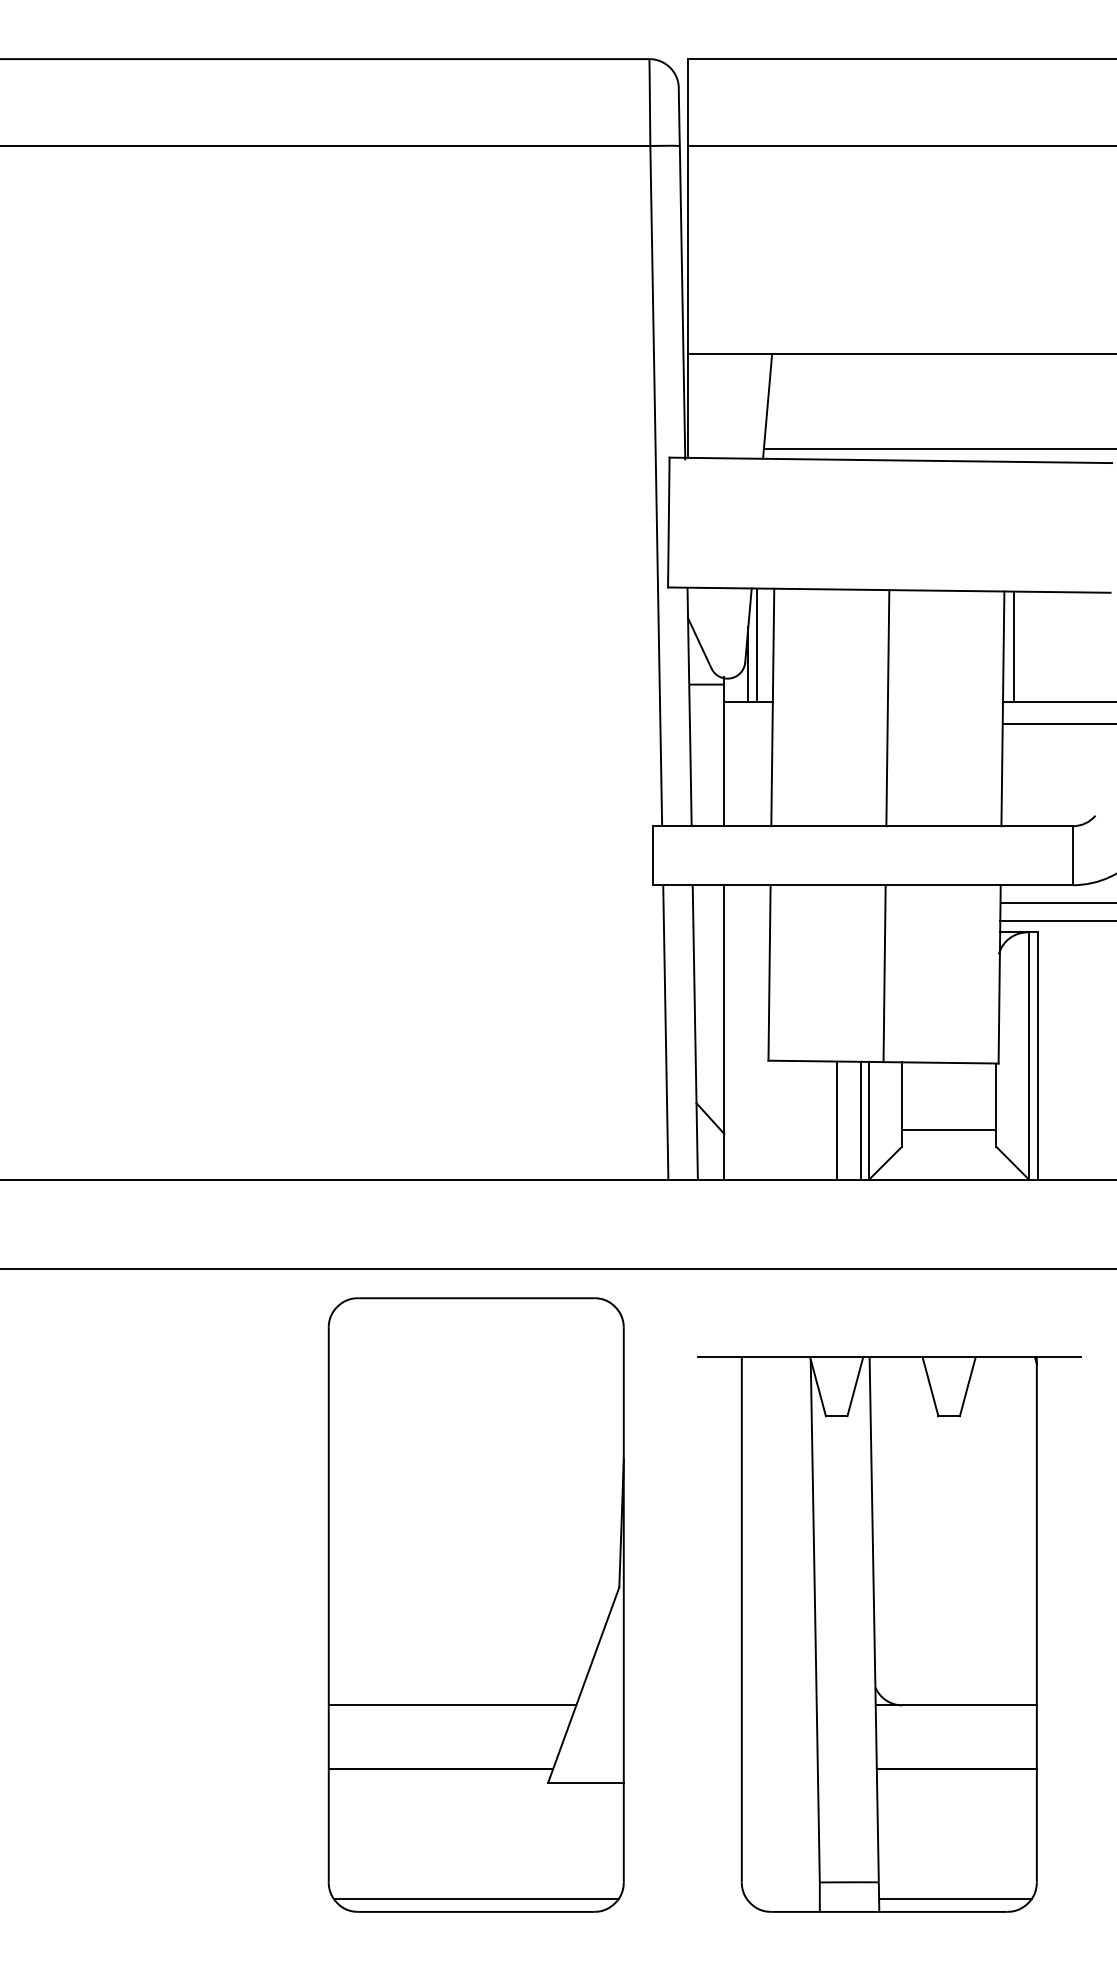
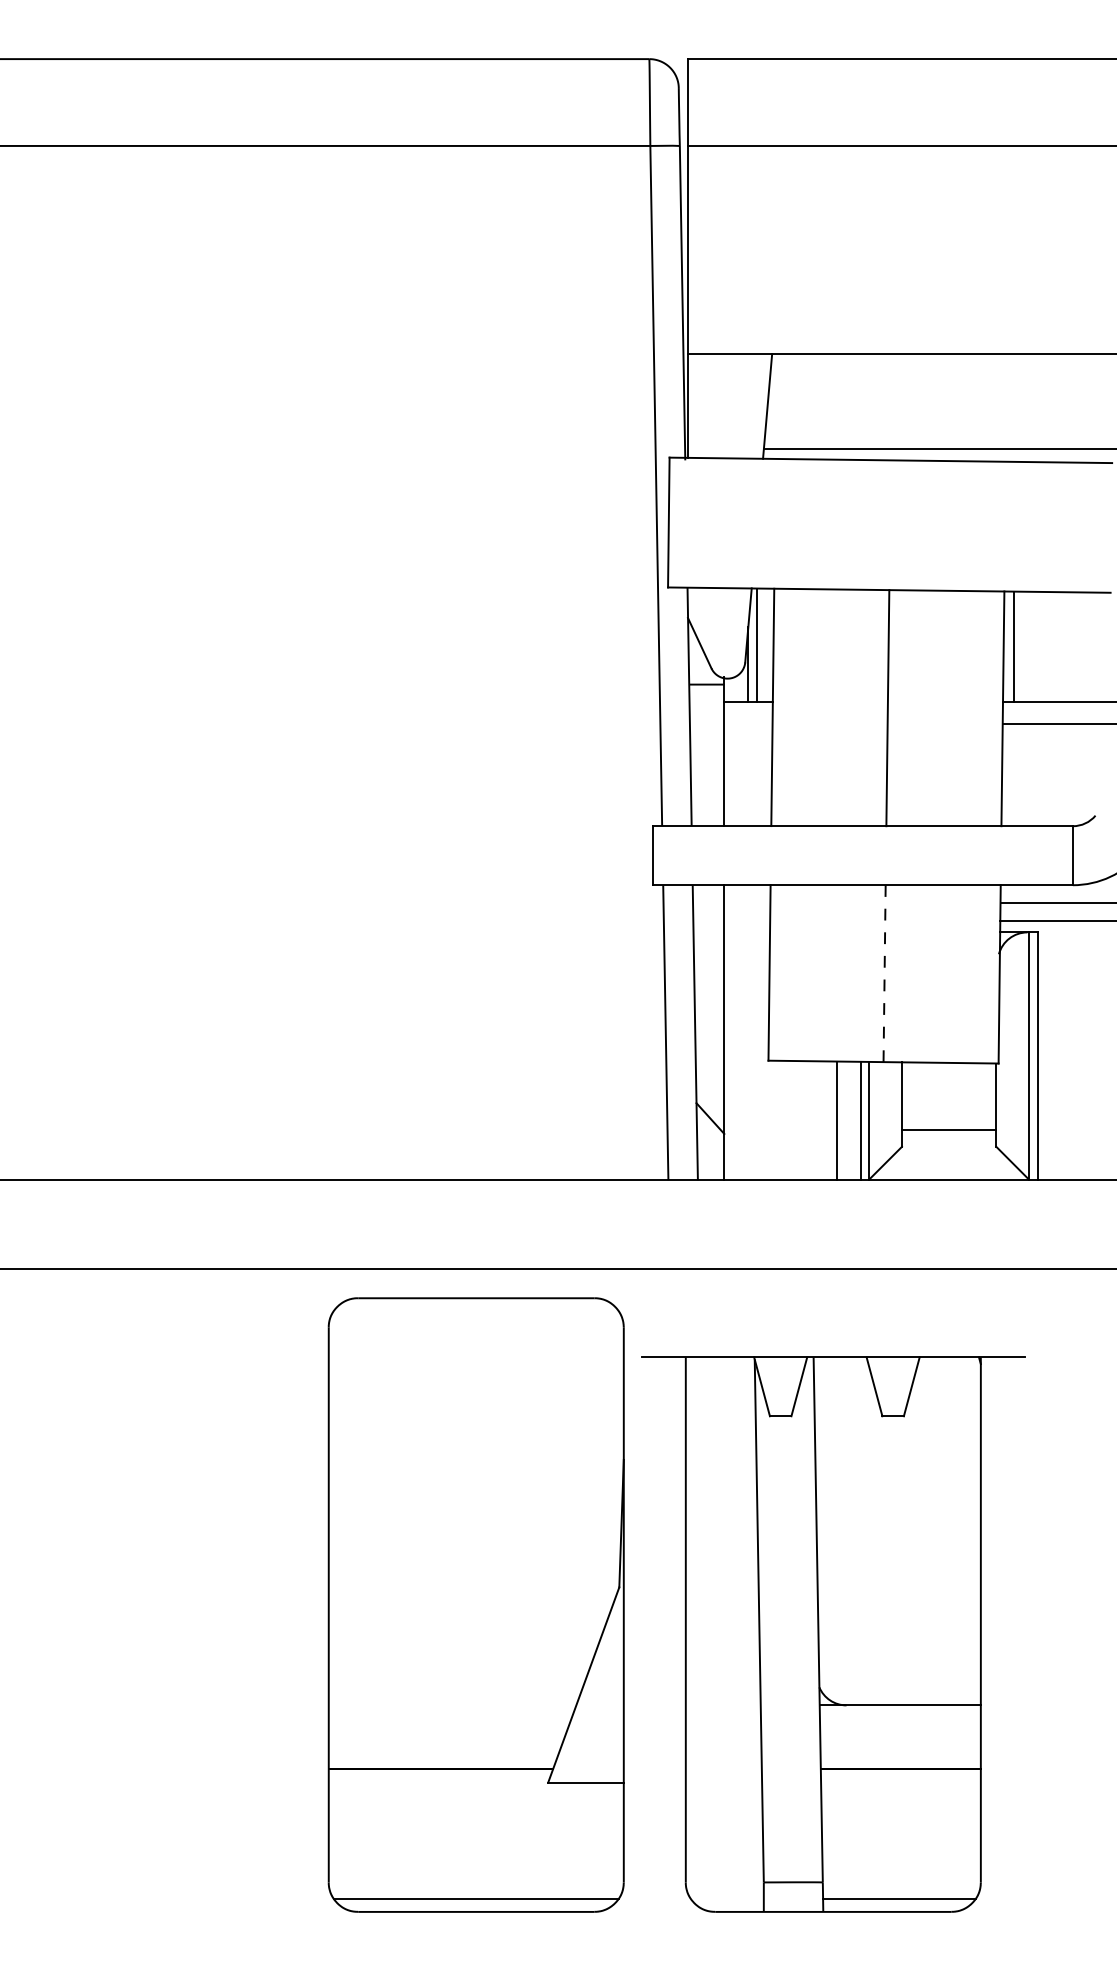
line: solid -> dashed (884, 973)
part position: (889, 1634) -> (833, 1634) (833, 1634)
line: present -> none (452, 1705)
